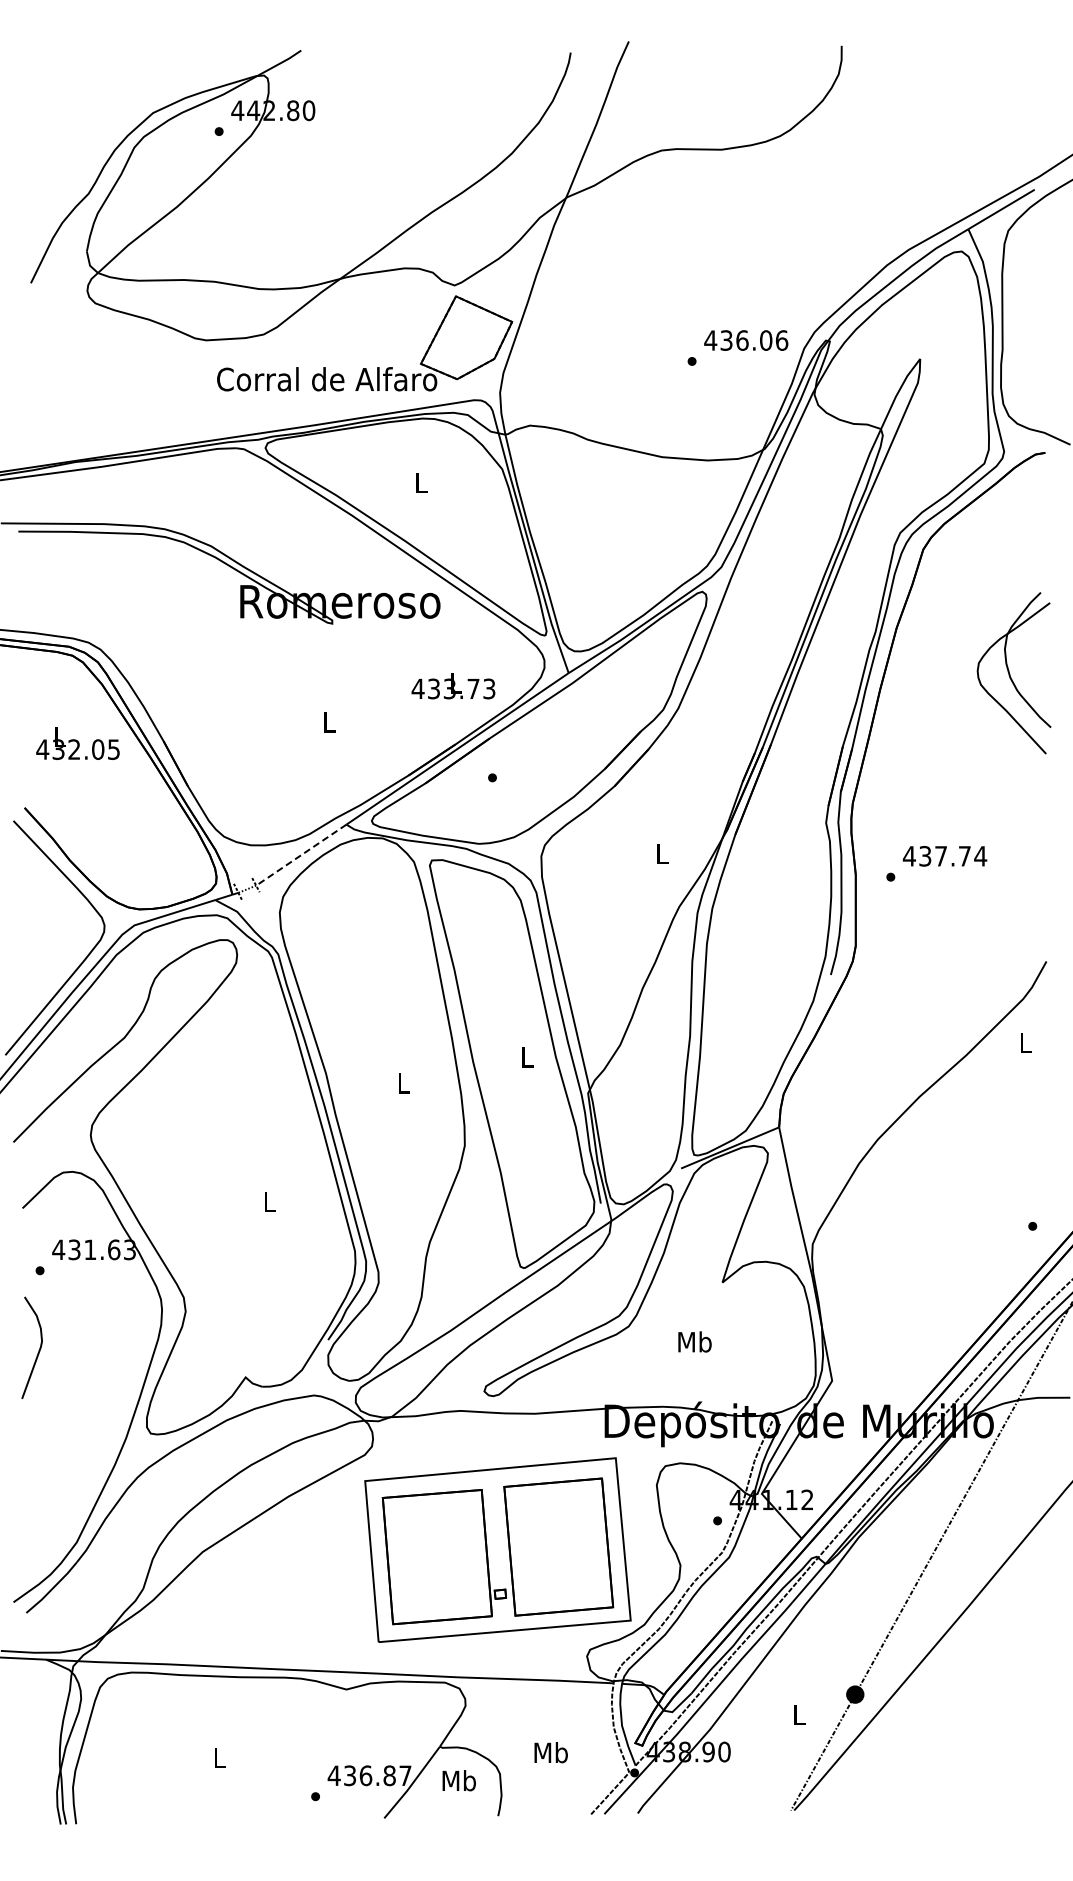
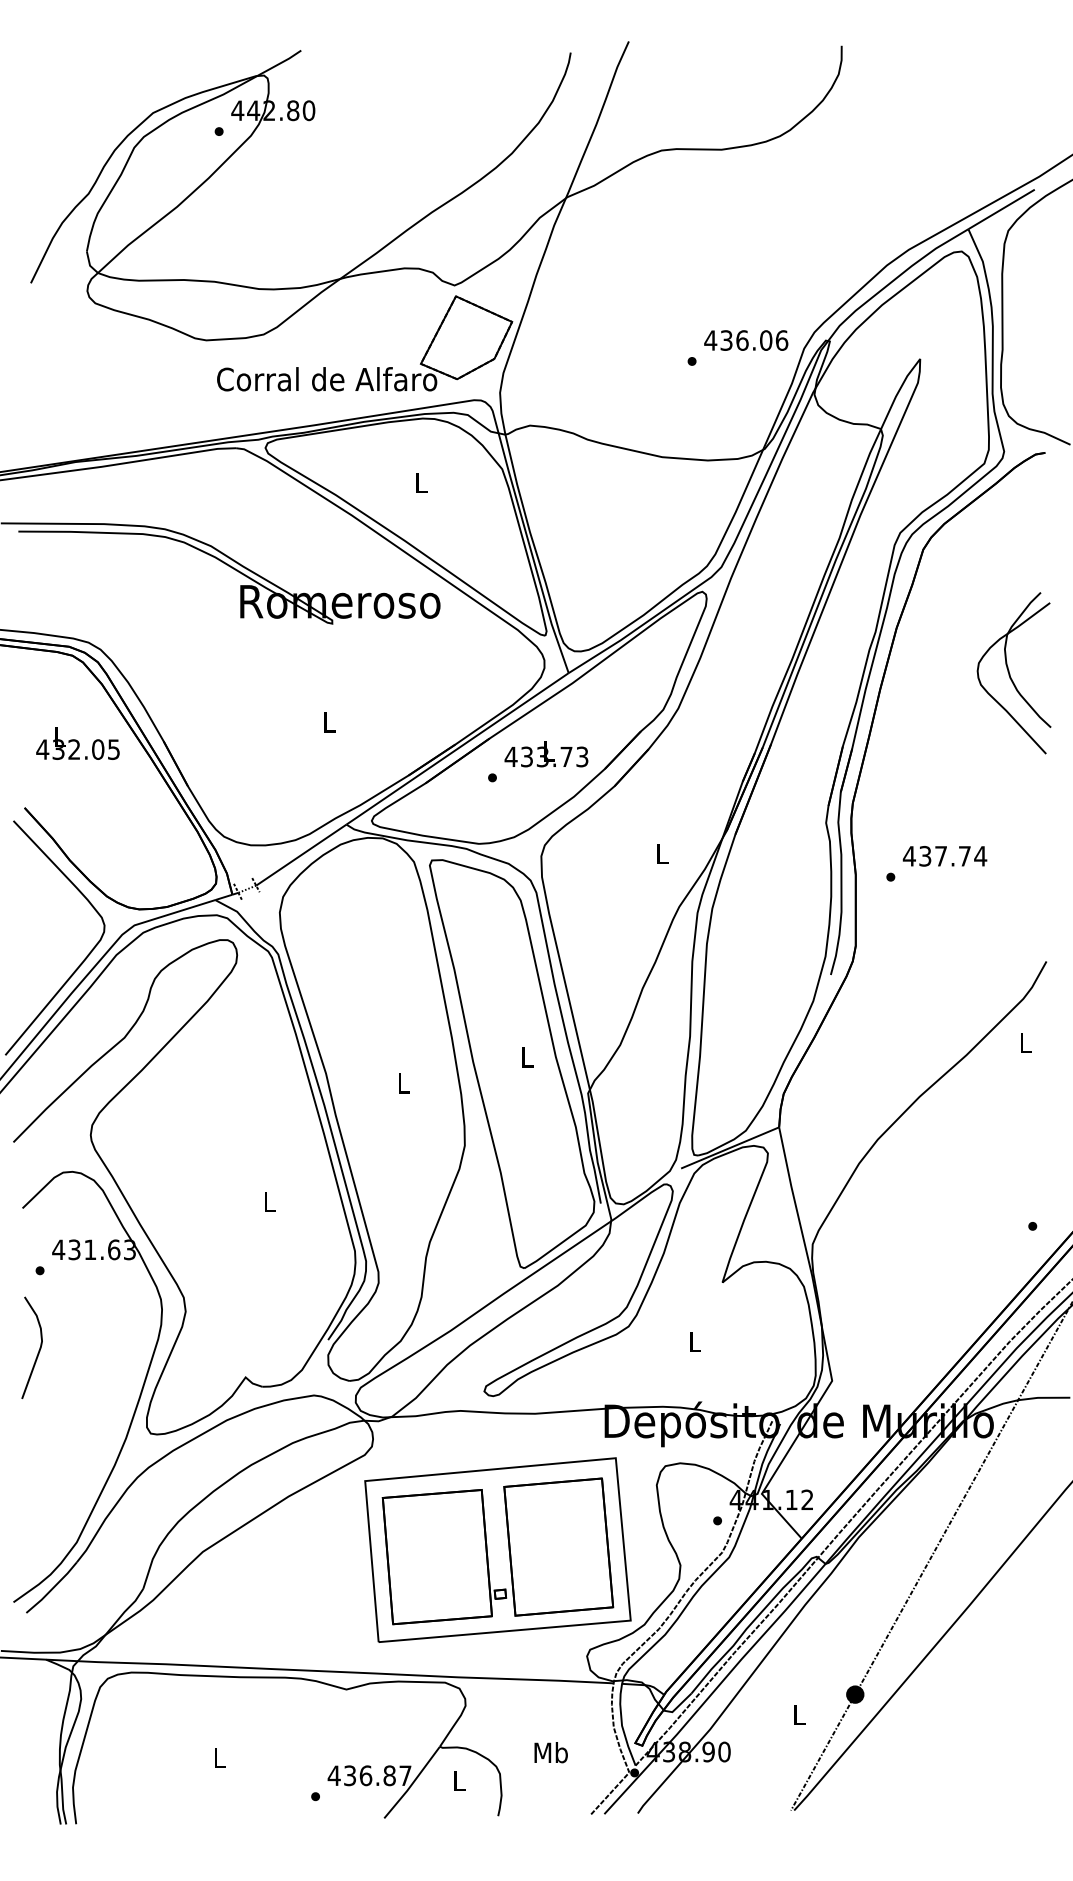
text position: (453, 686) -> (546, 754) (546, 754)
line: dashed -> solid (300, 855)
text: Mb -> L (694, 1341)
text: Mb -> L (458, 1780)
